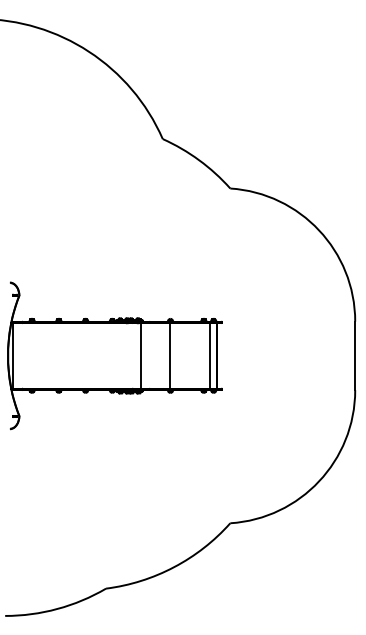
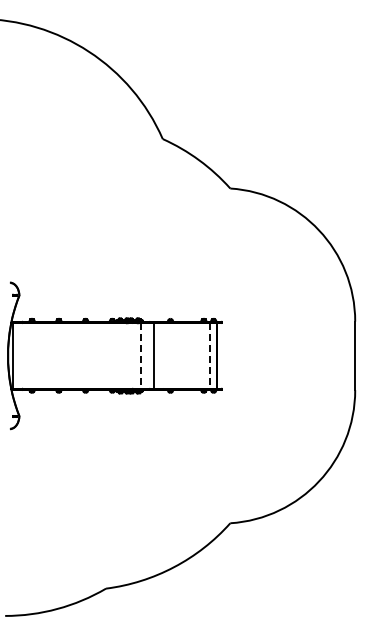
line: solid -> dashed (141, 355)
line position: (170, 355) -> (154, 355) (154, 355)
line: solid -> dashed (210, 355)
